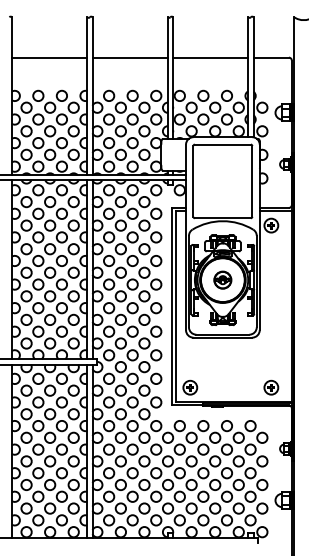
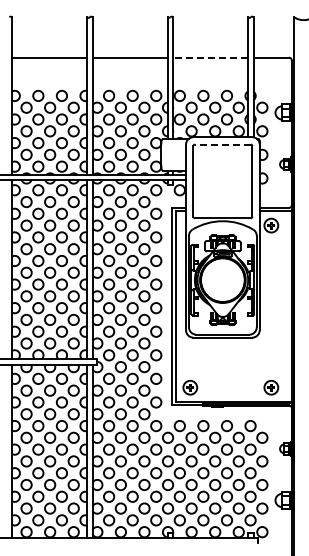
line: solid -> dashed (210, 57)
line: solid -> dashed (222, 144)
part: present -> none (222, 279)
